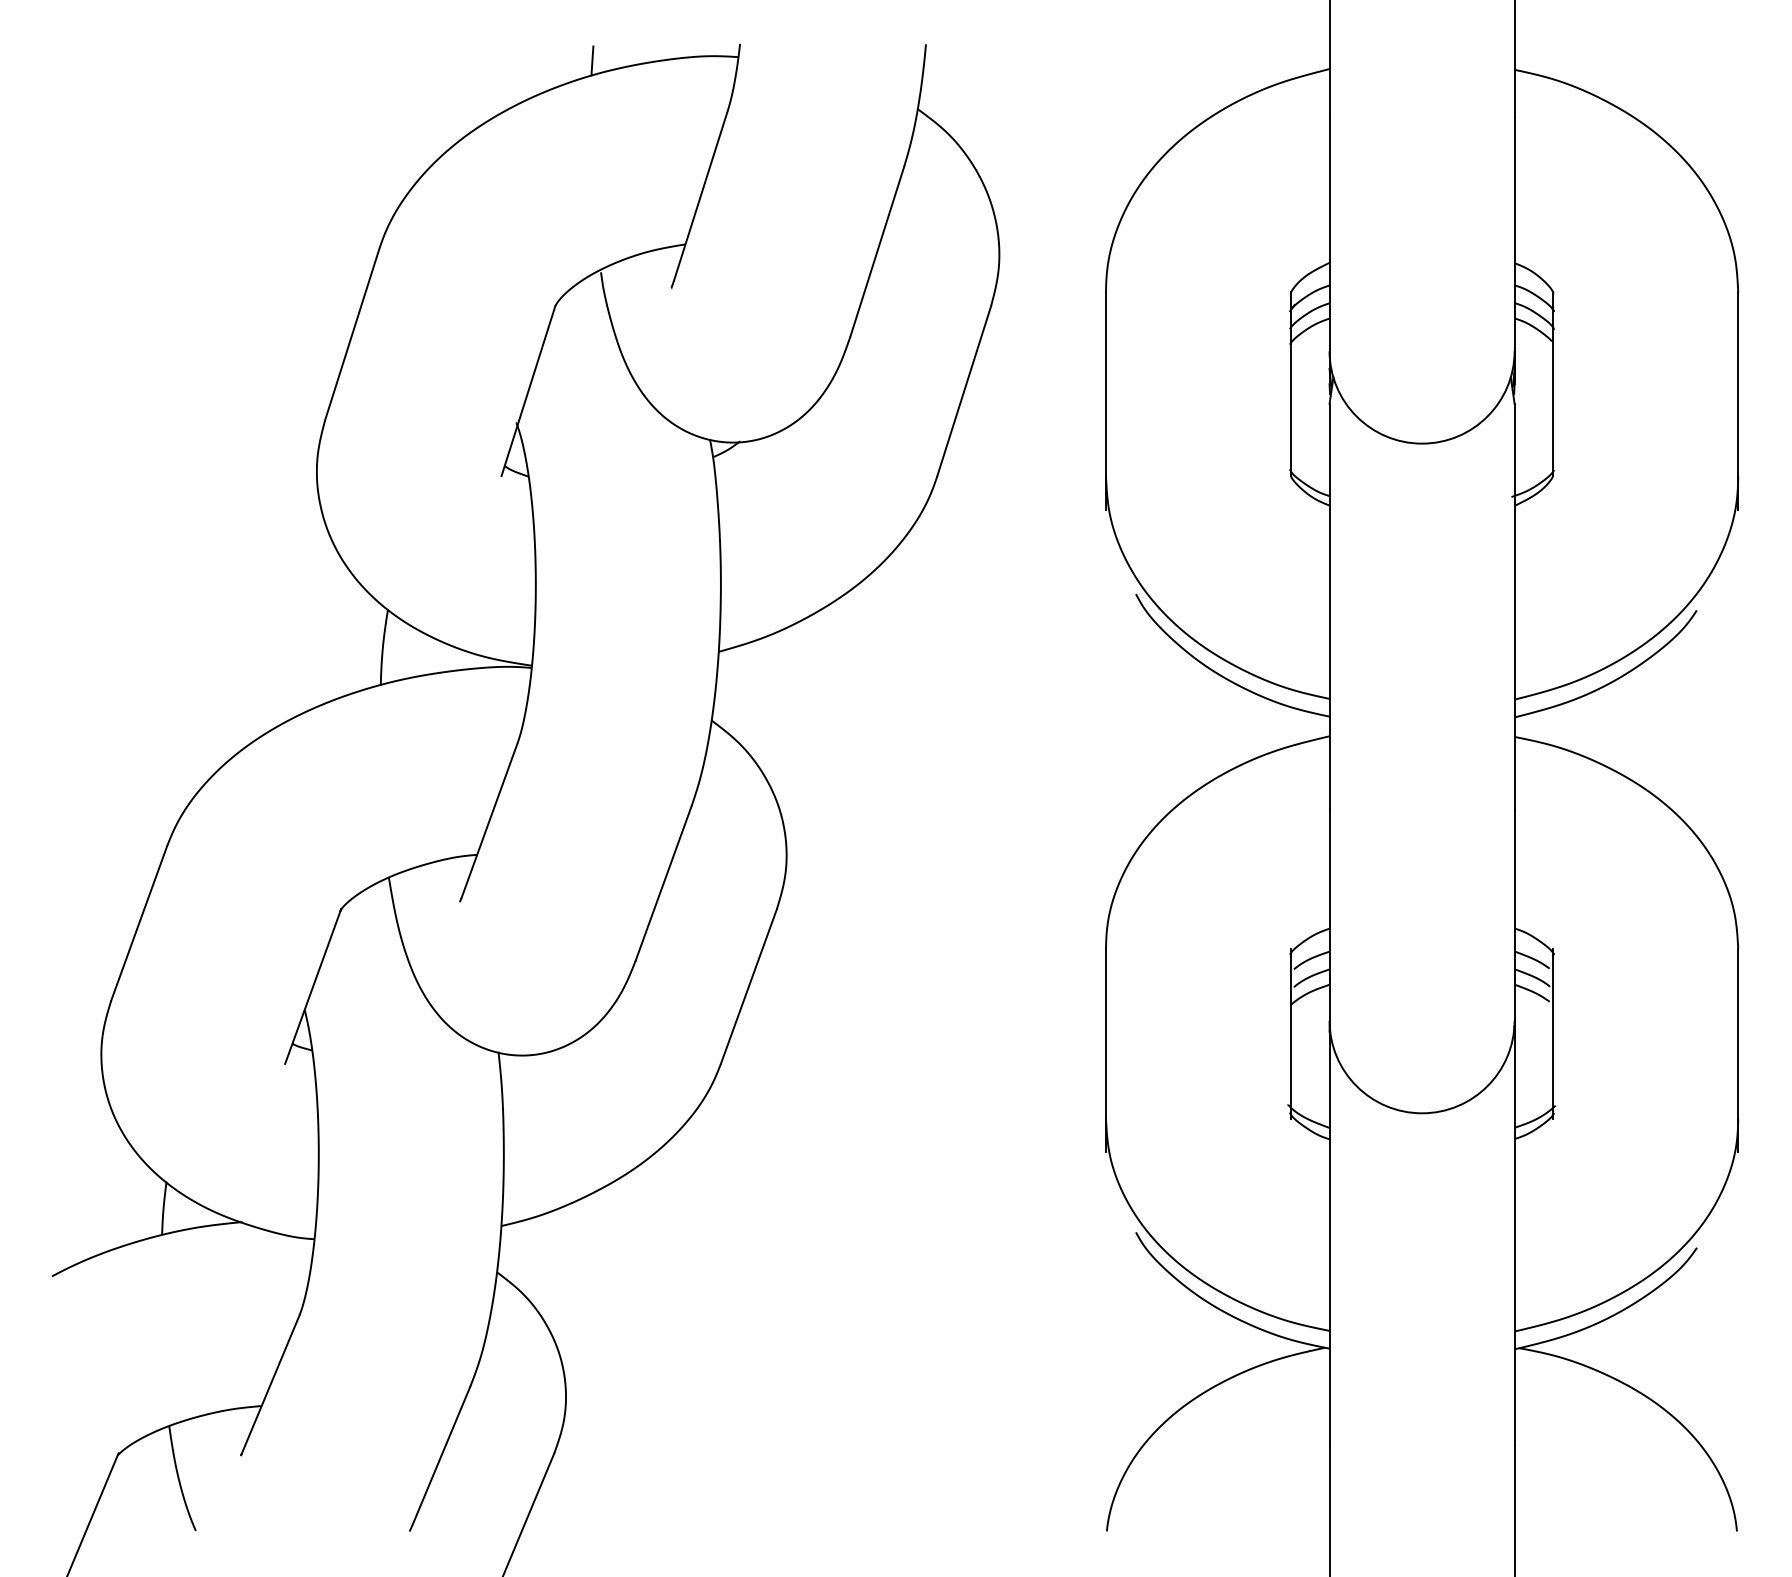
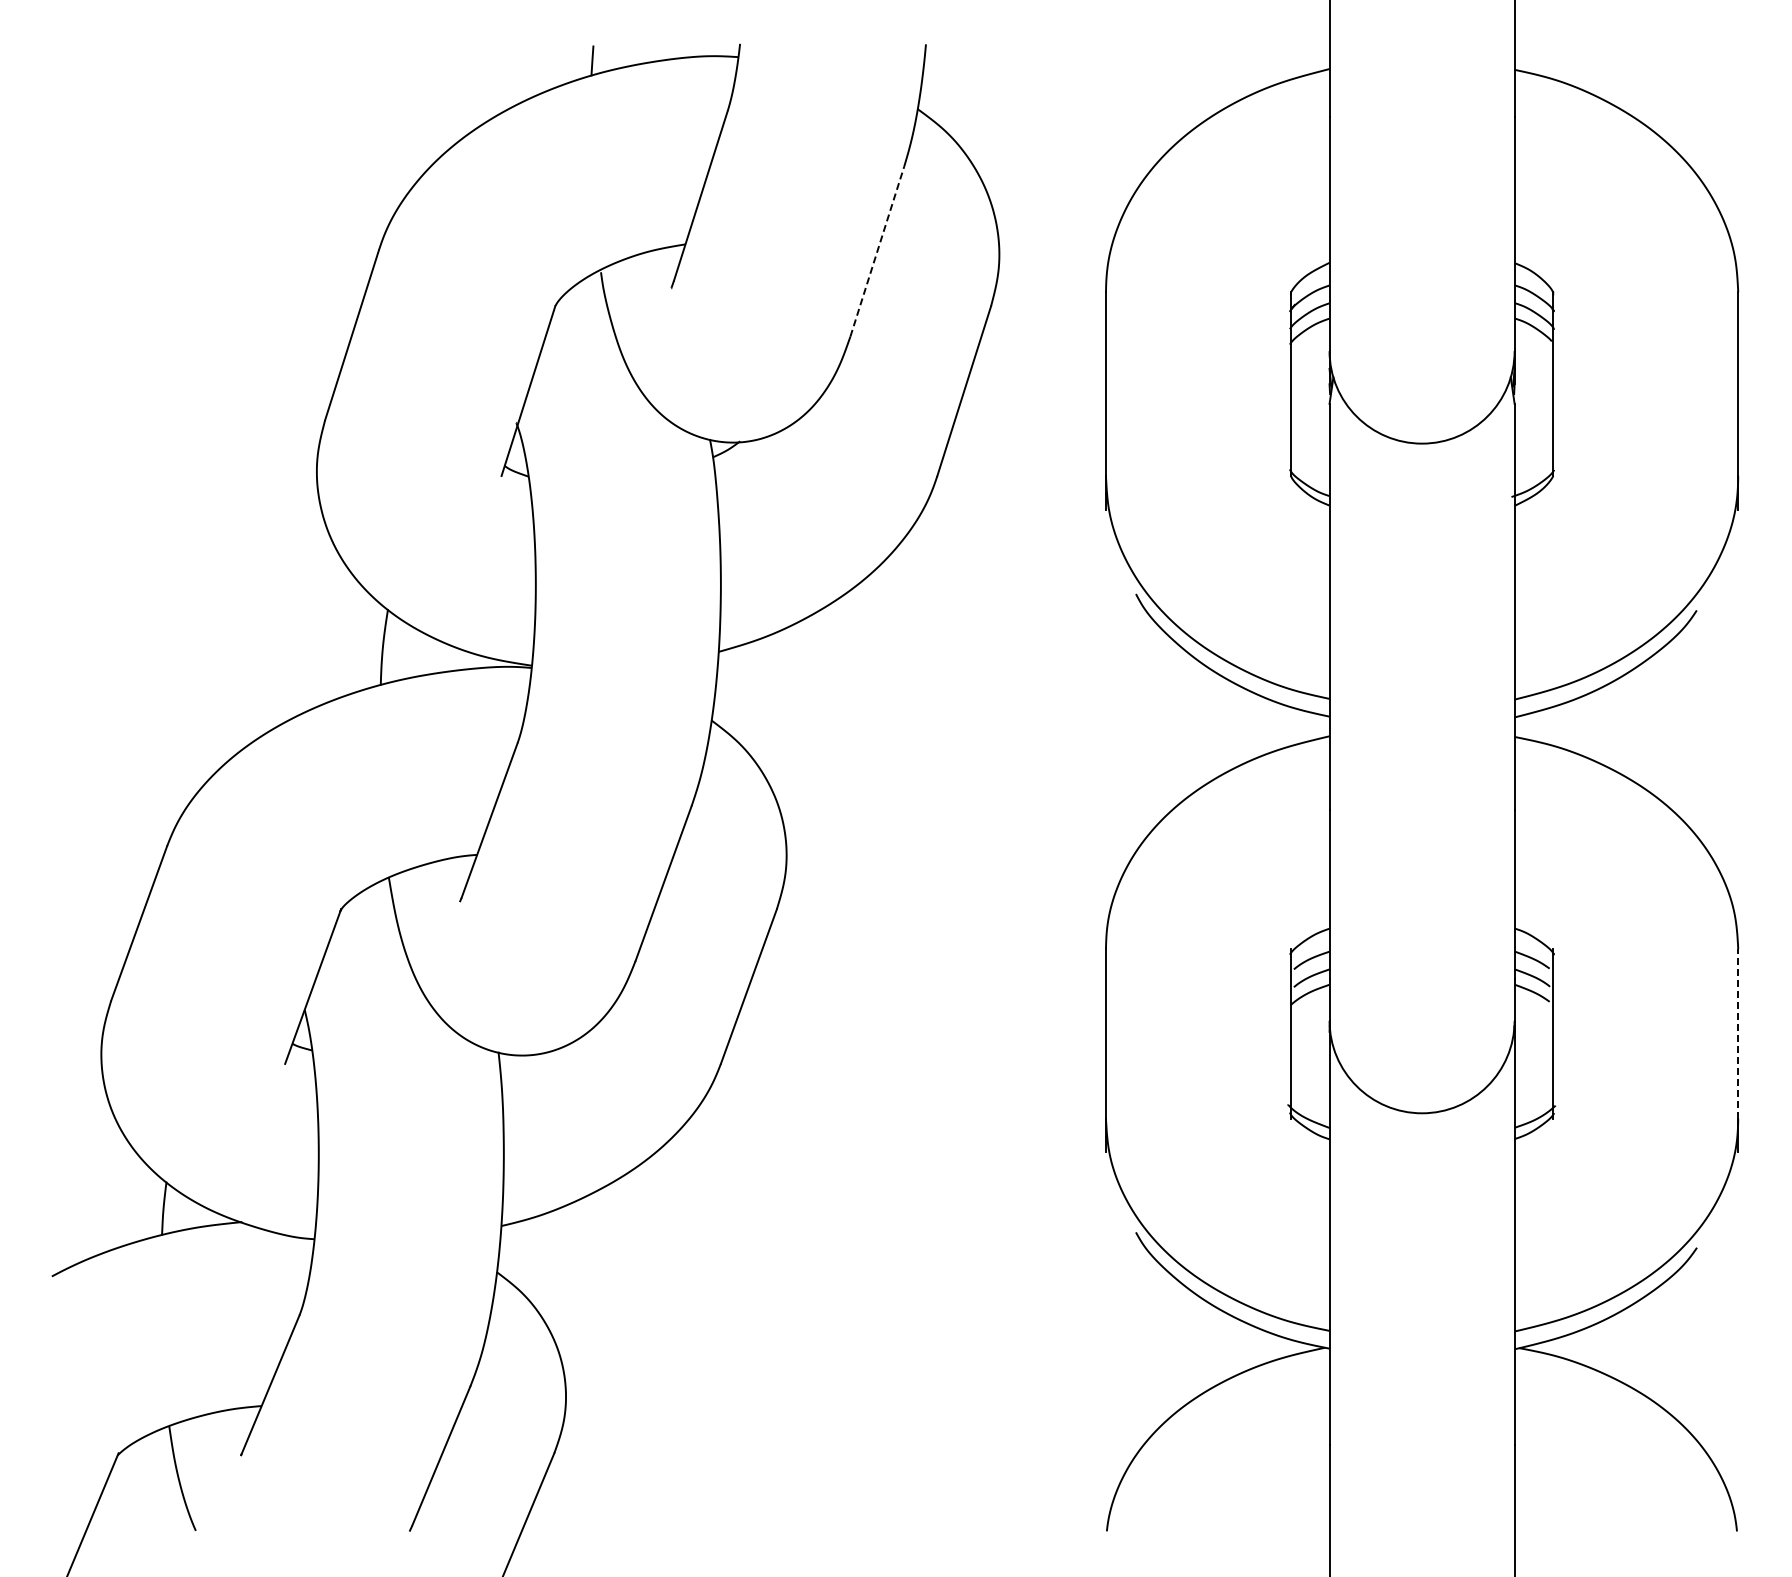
line: solid -> dashed (877, 251)
line: solid -> dashed (1738, 1033)
